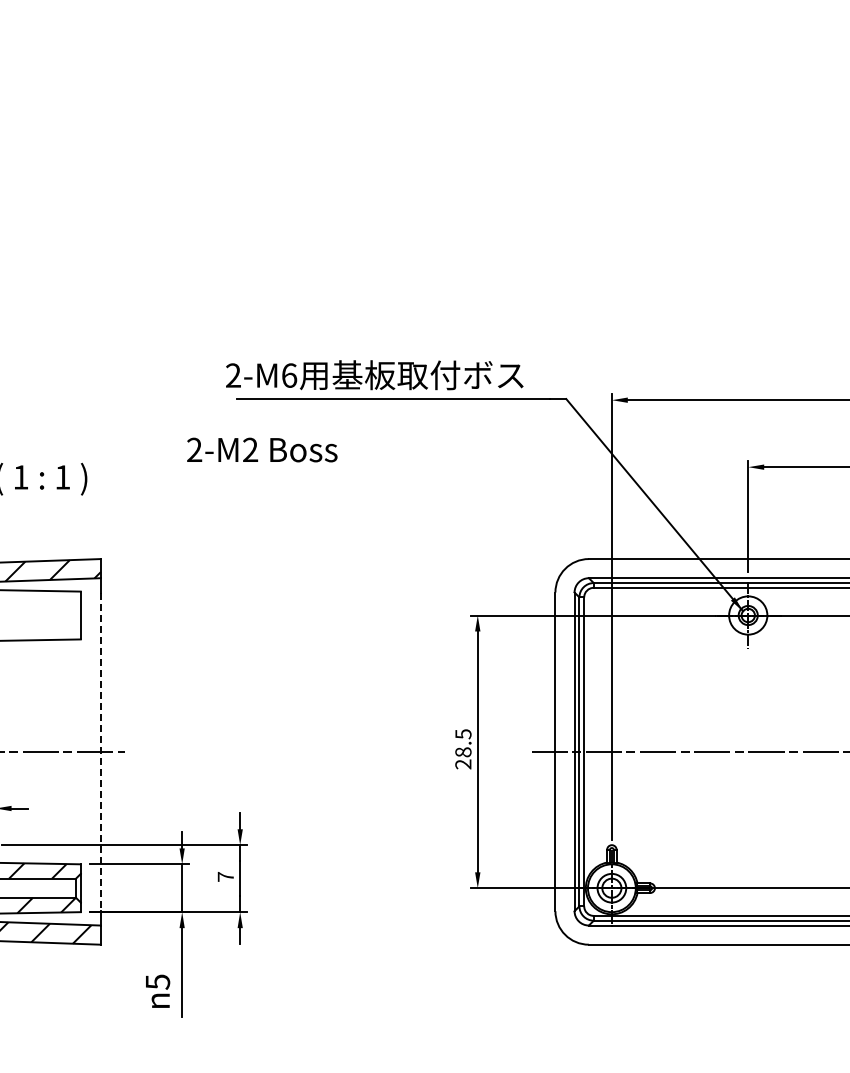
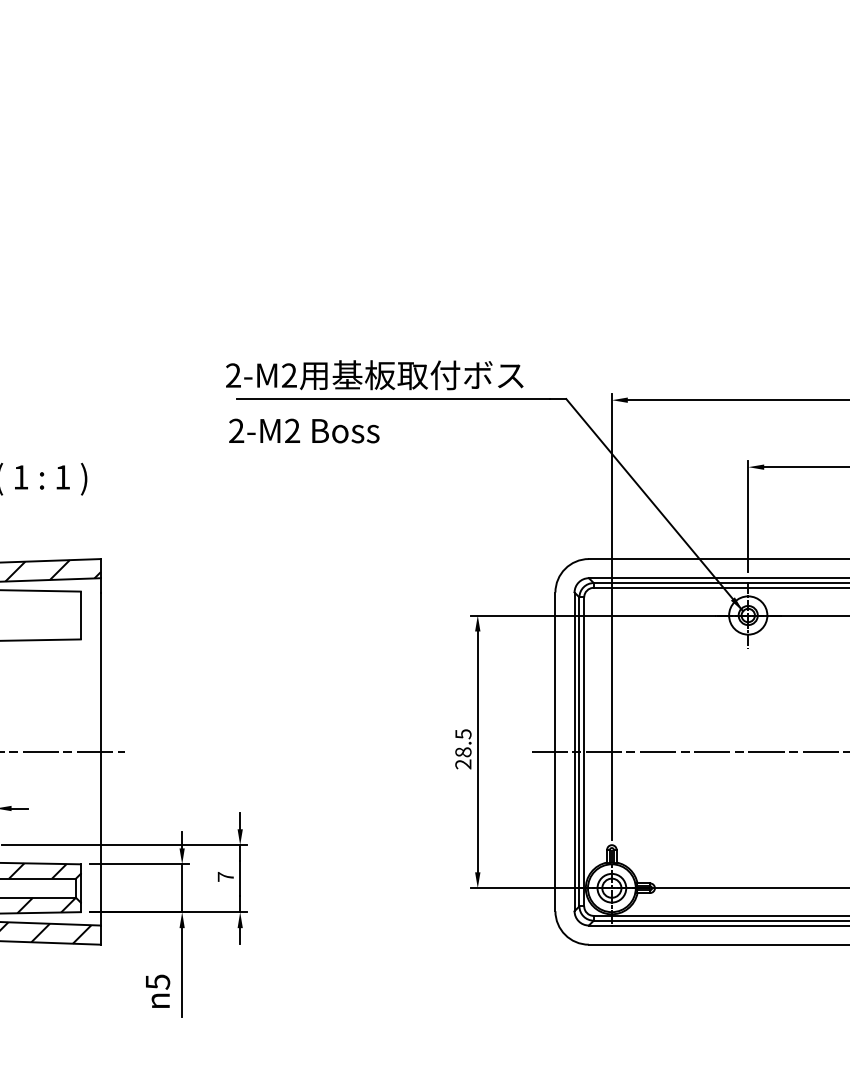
text: 2-M6 -> 2-M2 (289, 375)
text position: (262, 449) -> (304, 430) (304, 430)
line: dashed -> solid (100, 752)
